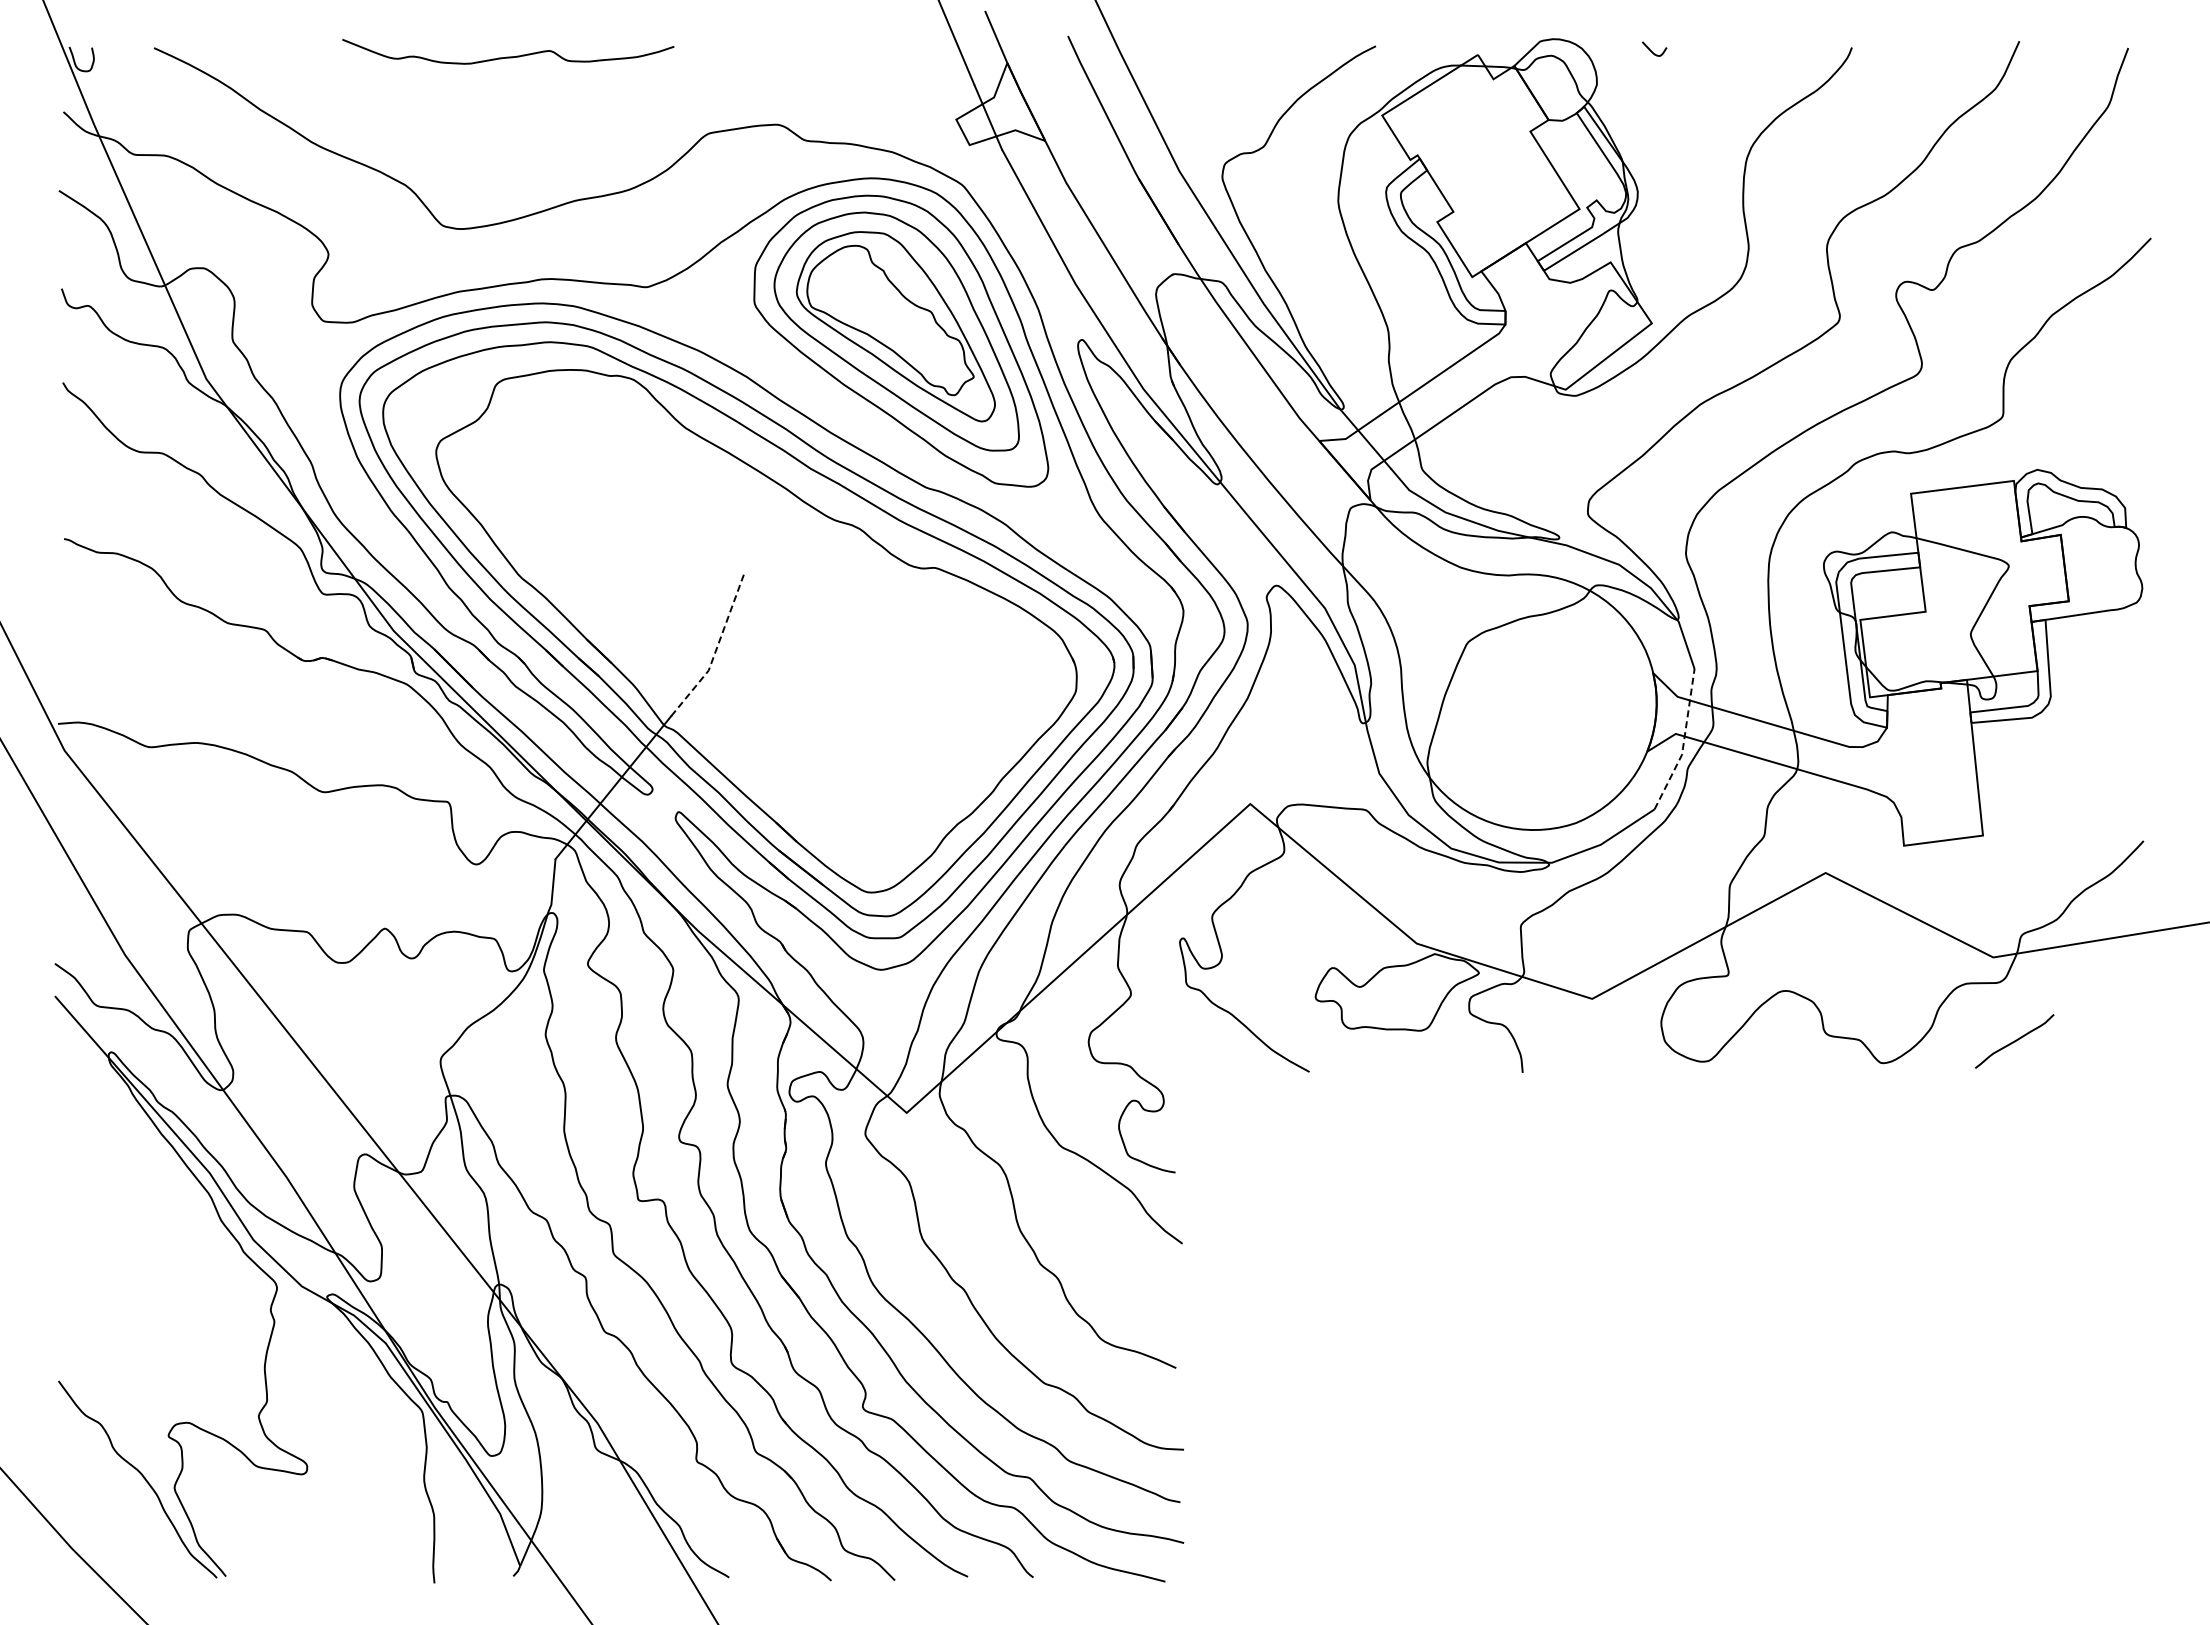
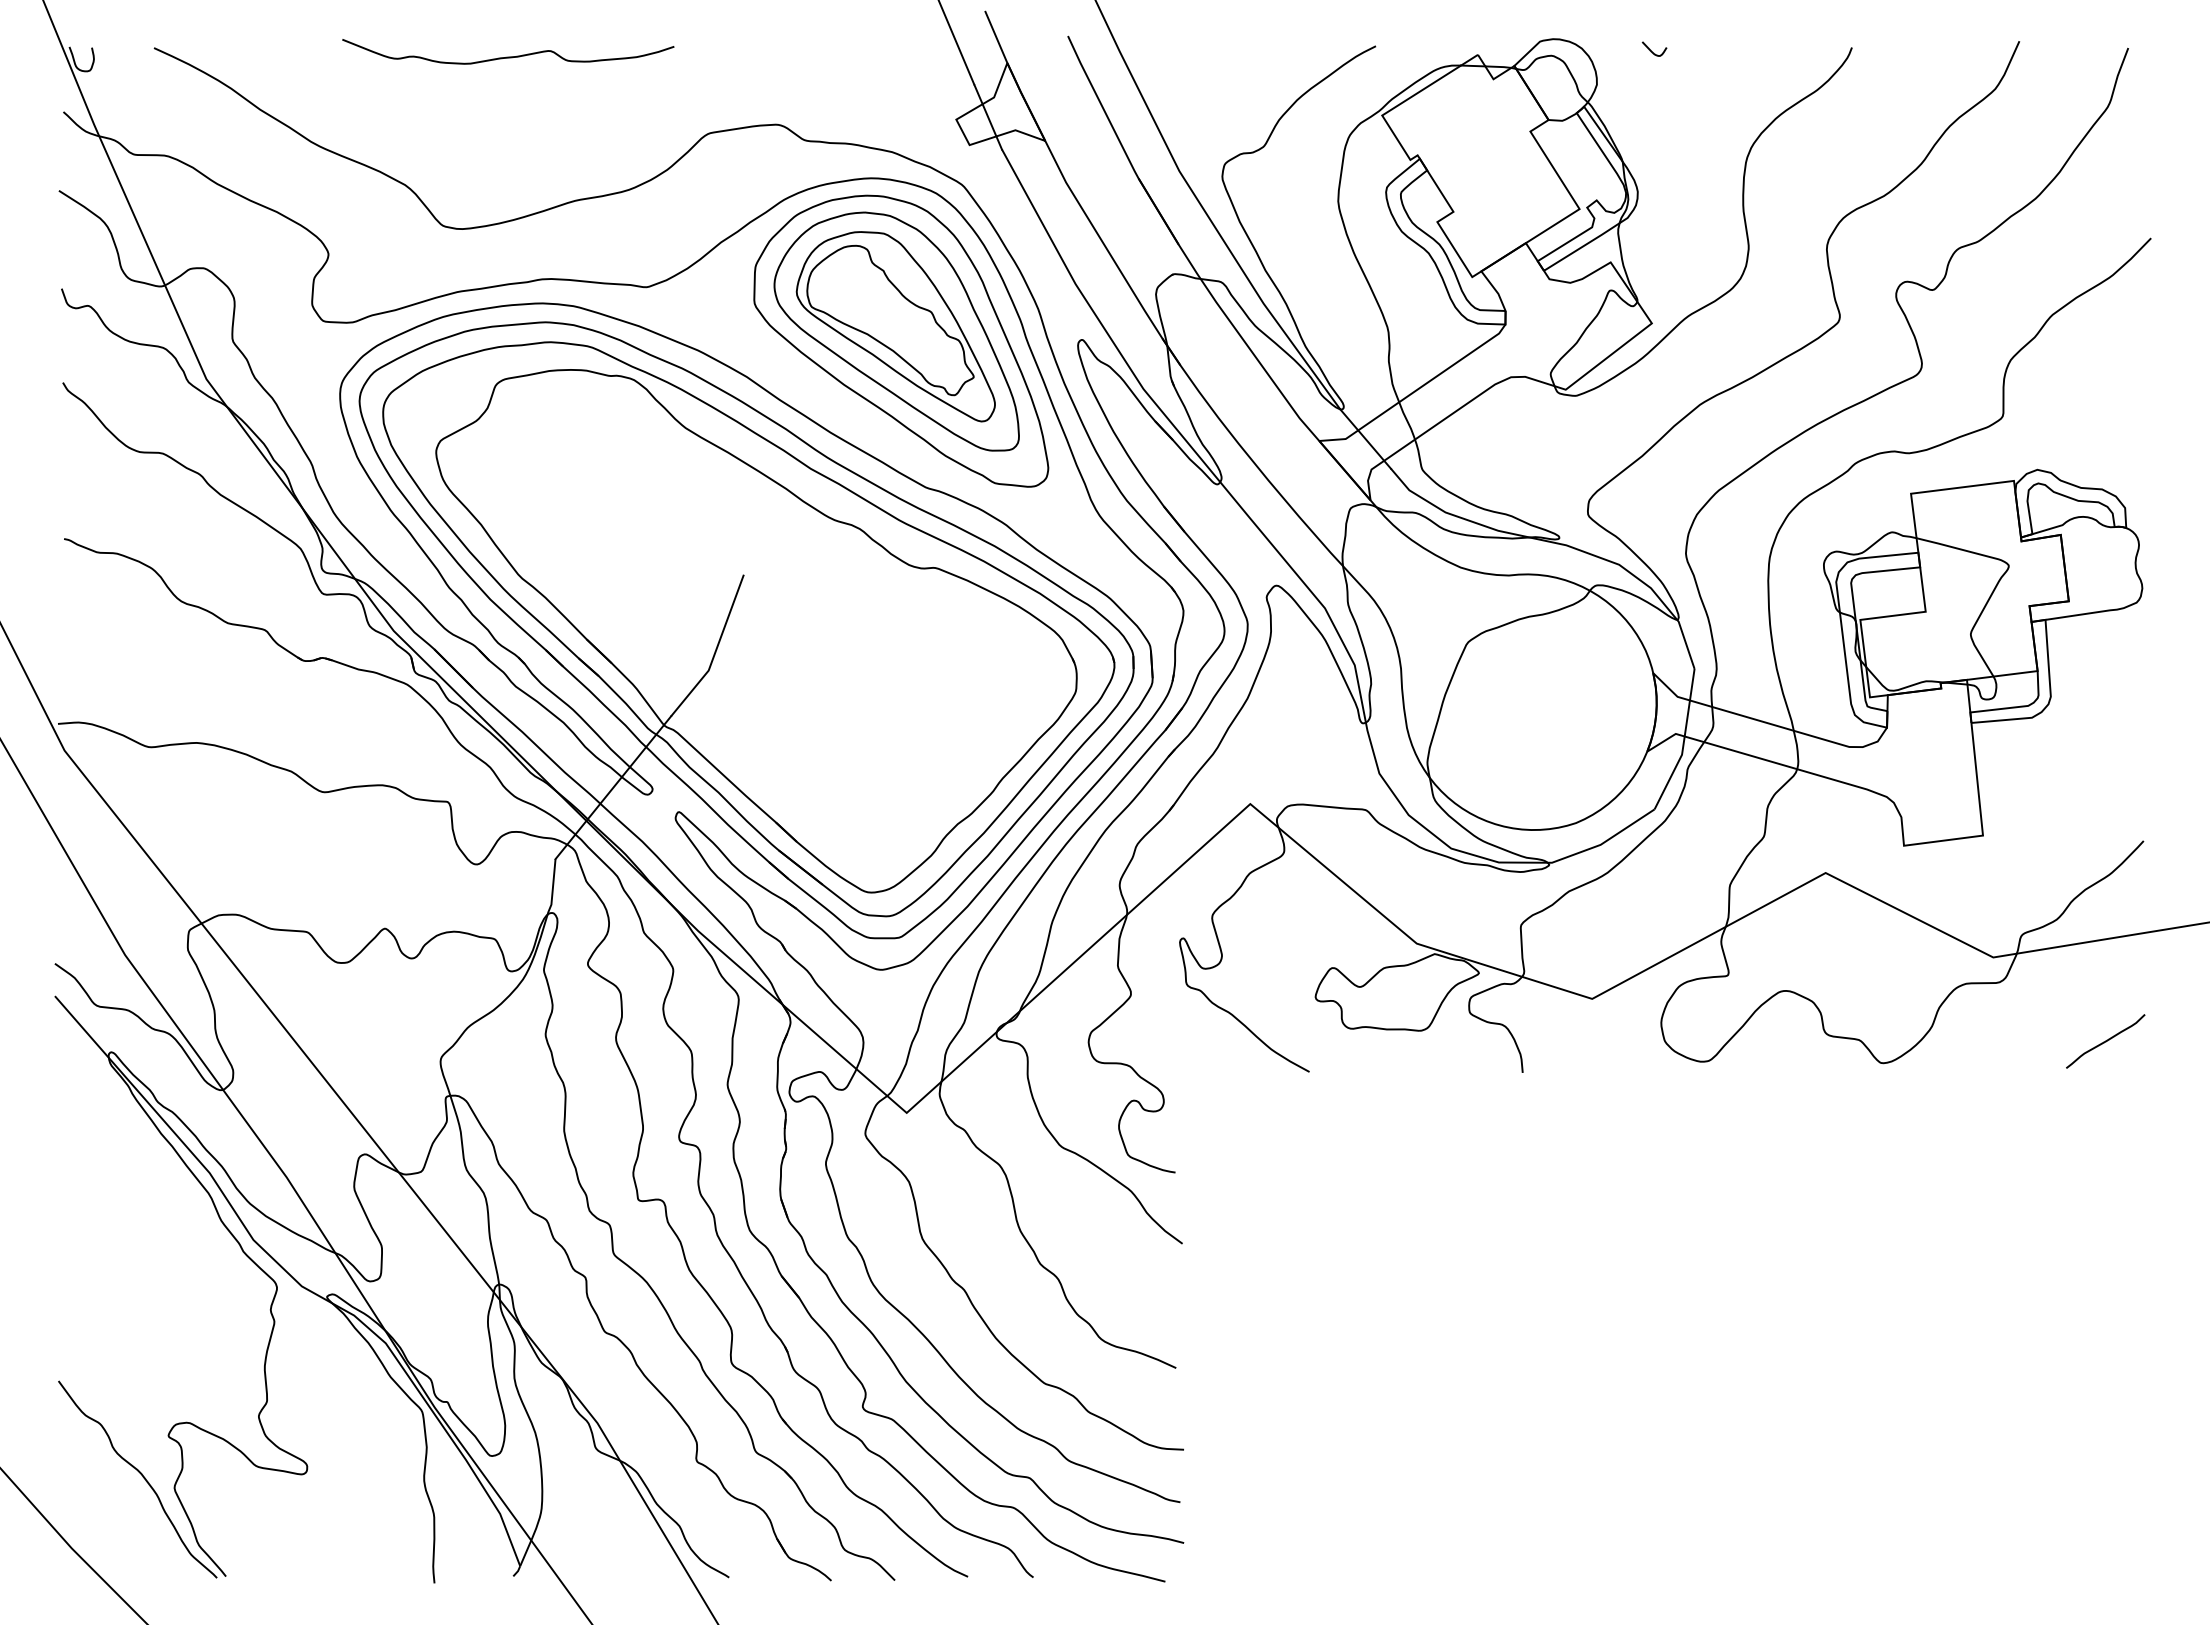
line: dashed -> solid (715, 651)
line: dashed -> solid (1683, 742)
curve position: (2014, 1041) -> (2105, 1041) (2105, 1041)
